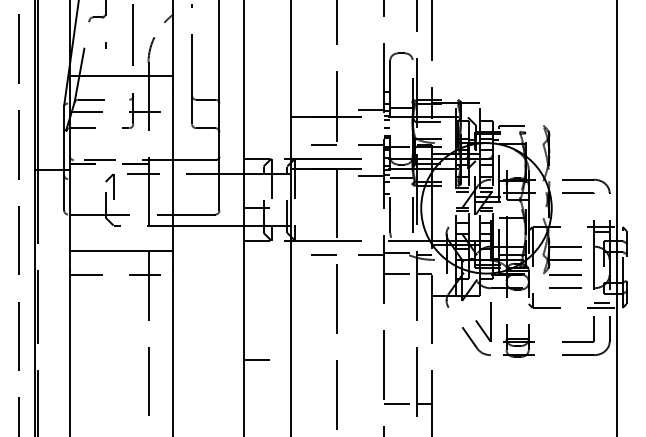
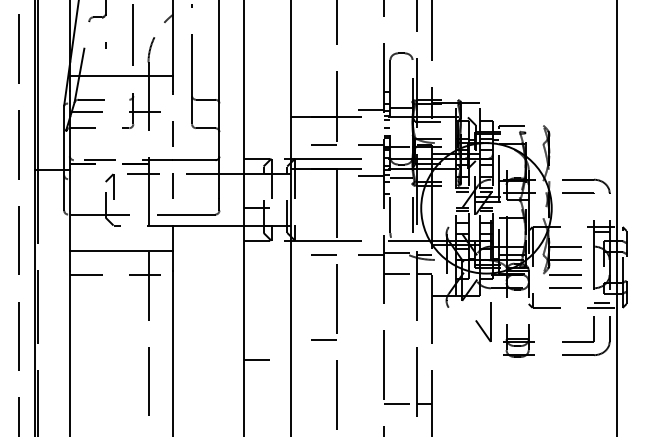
line: solid -> dashed (173, 170)
line: none -> present (323, 339)
part: present -> none (476, 341)
